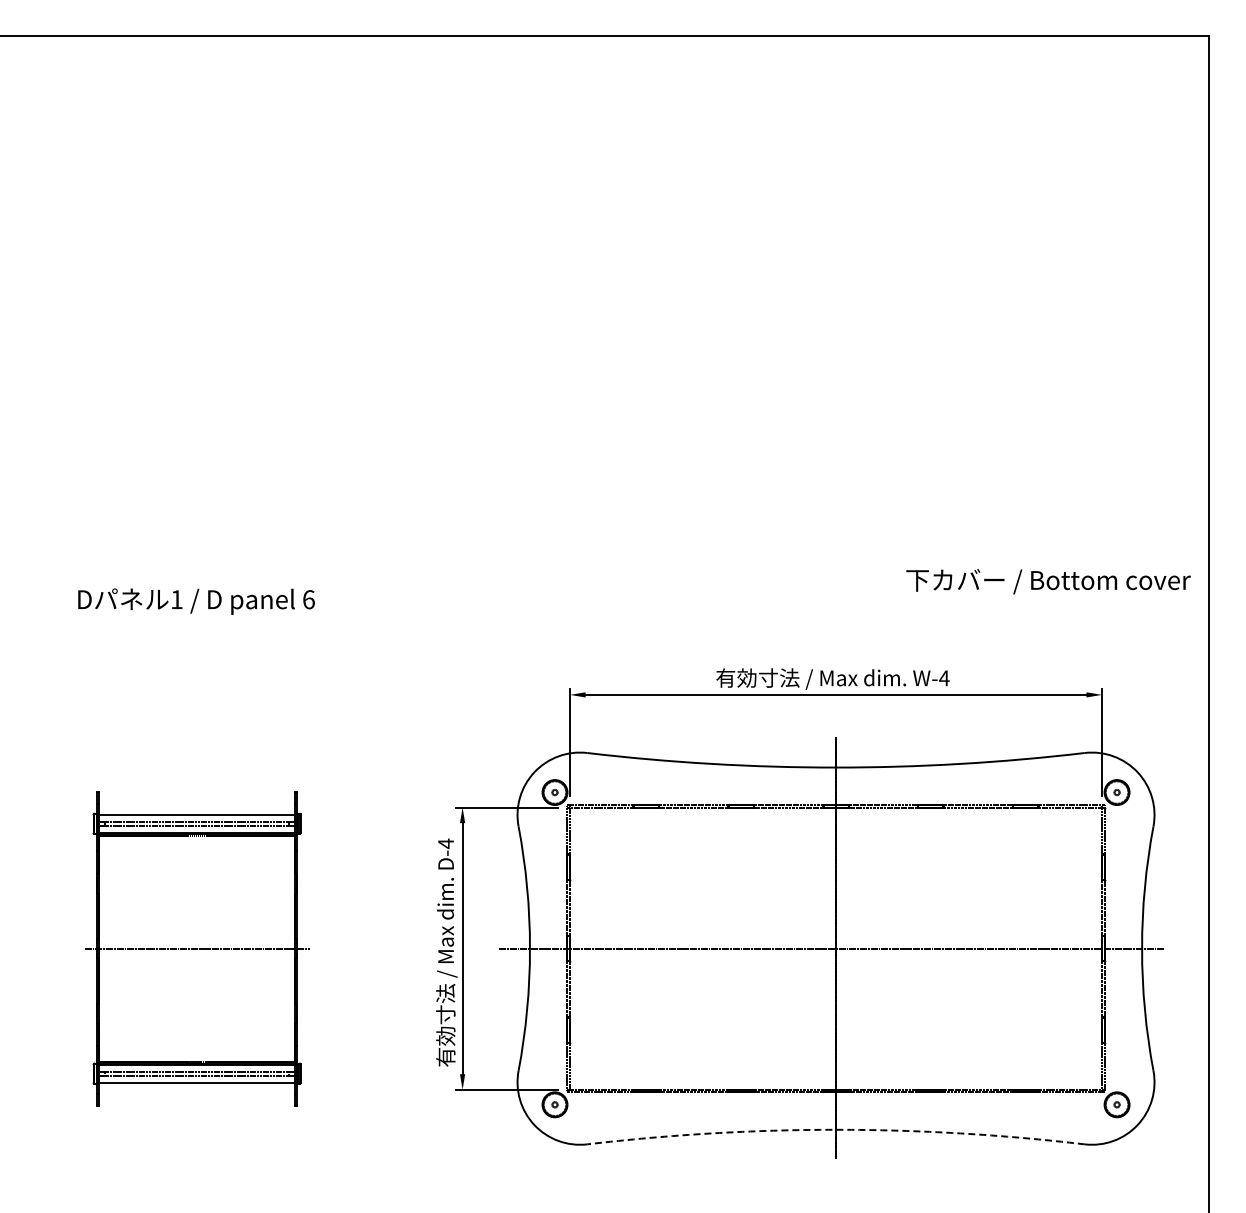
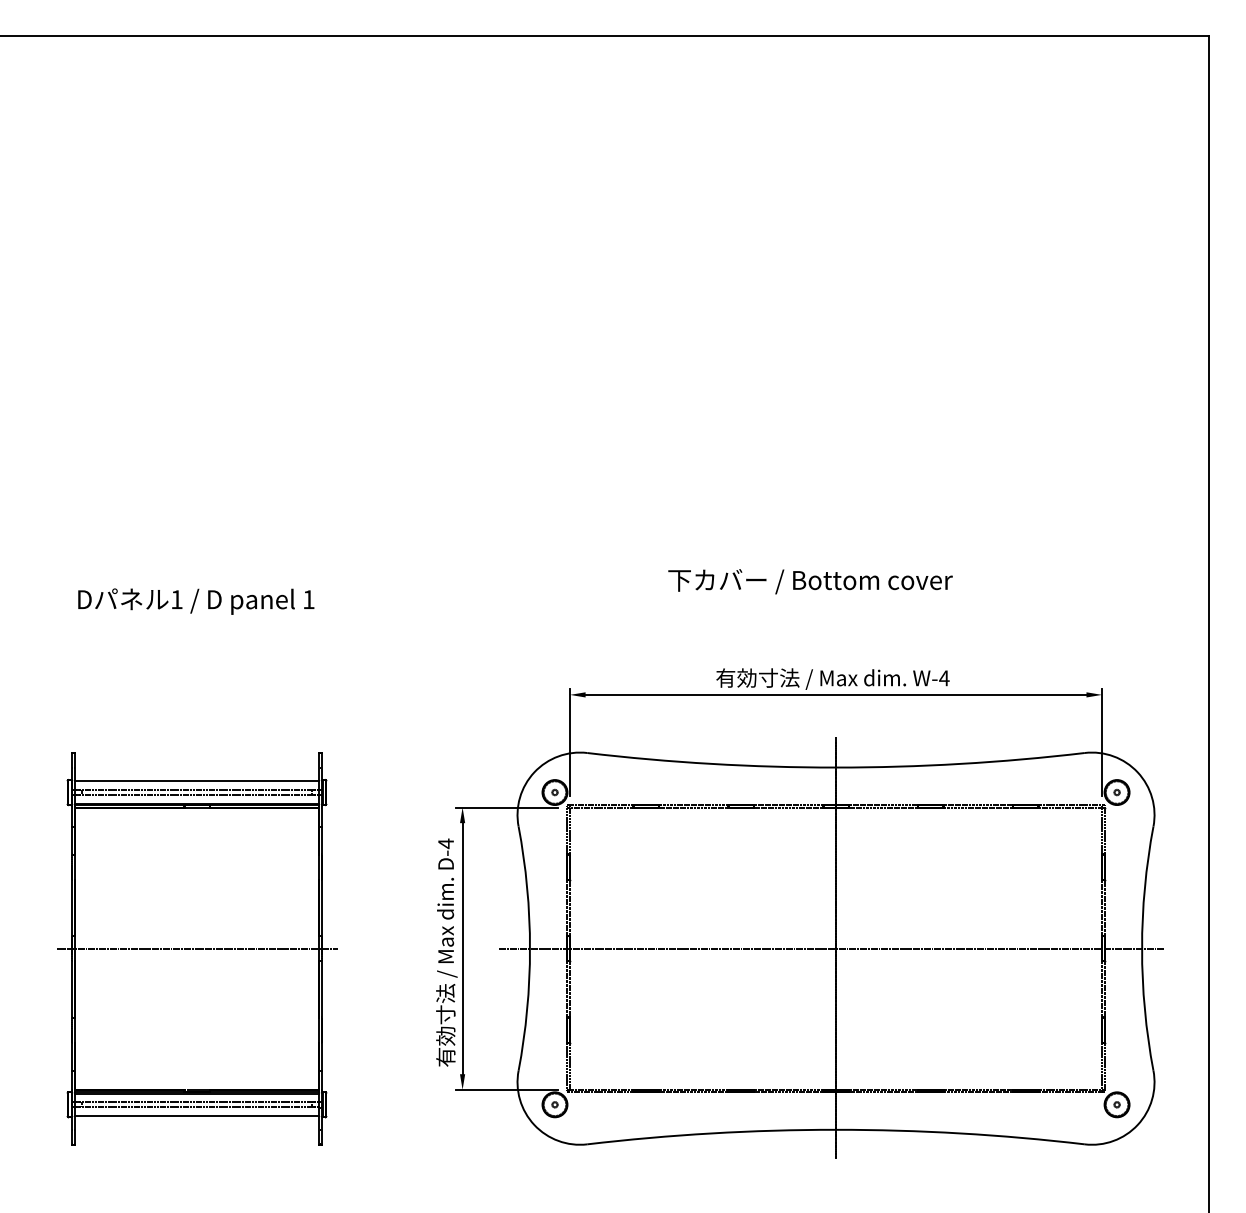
text position: (1048, 581) -> (810, 581) (810, 581)
text: 6 -> 1 (308, 599)
part size: 225x316 px -> 281x394 px (197, 948)
arc: dashed -> solid (836, 1129)
